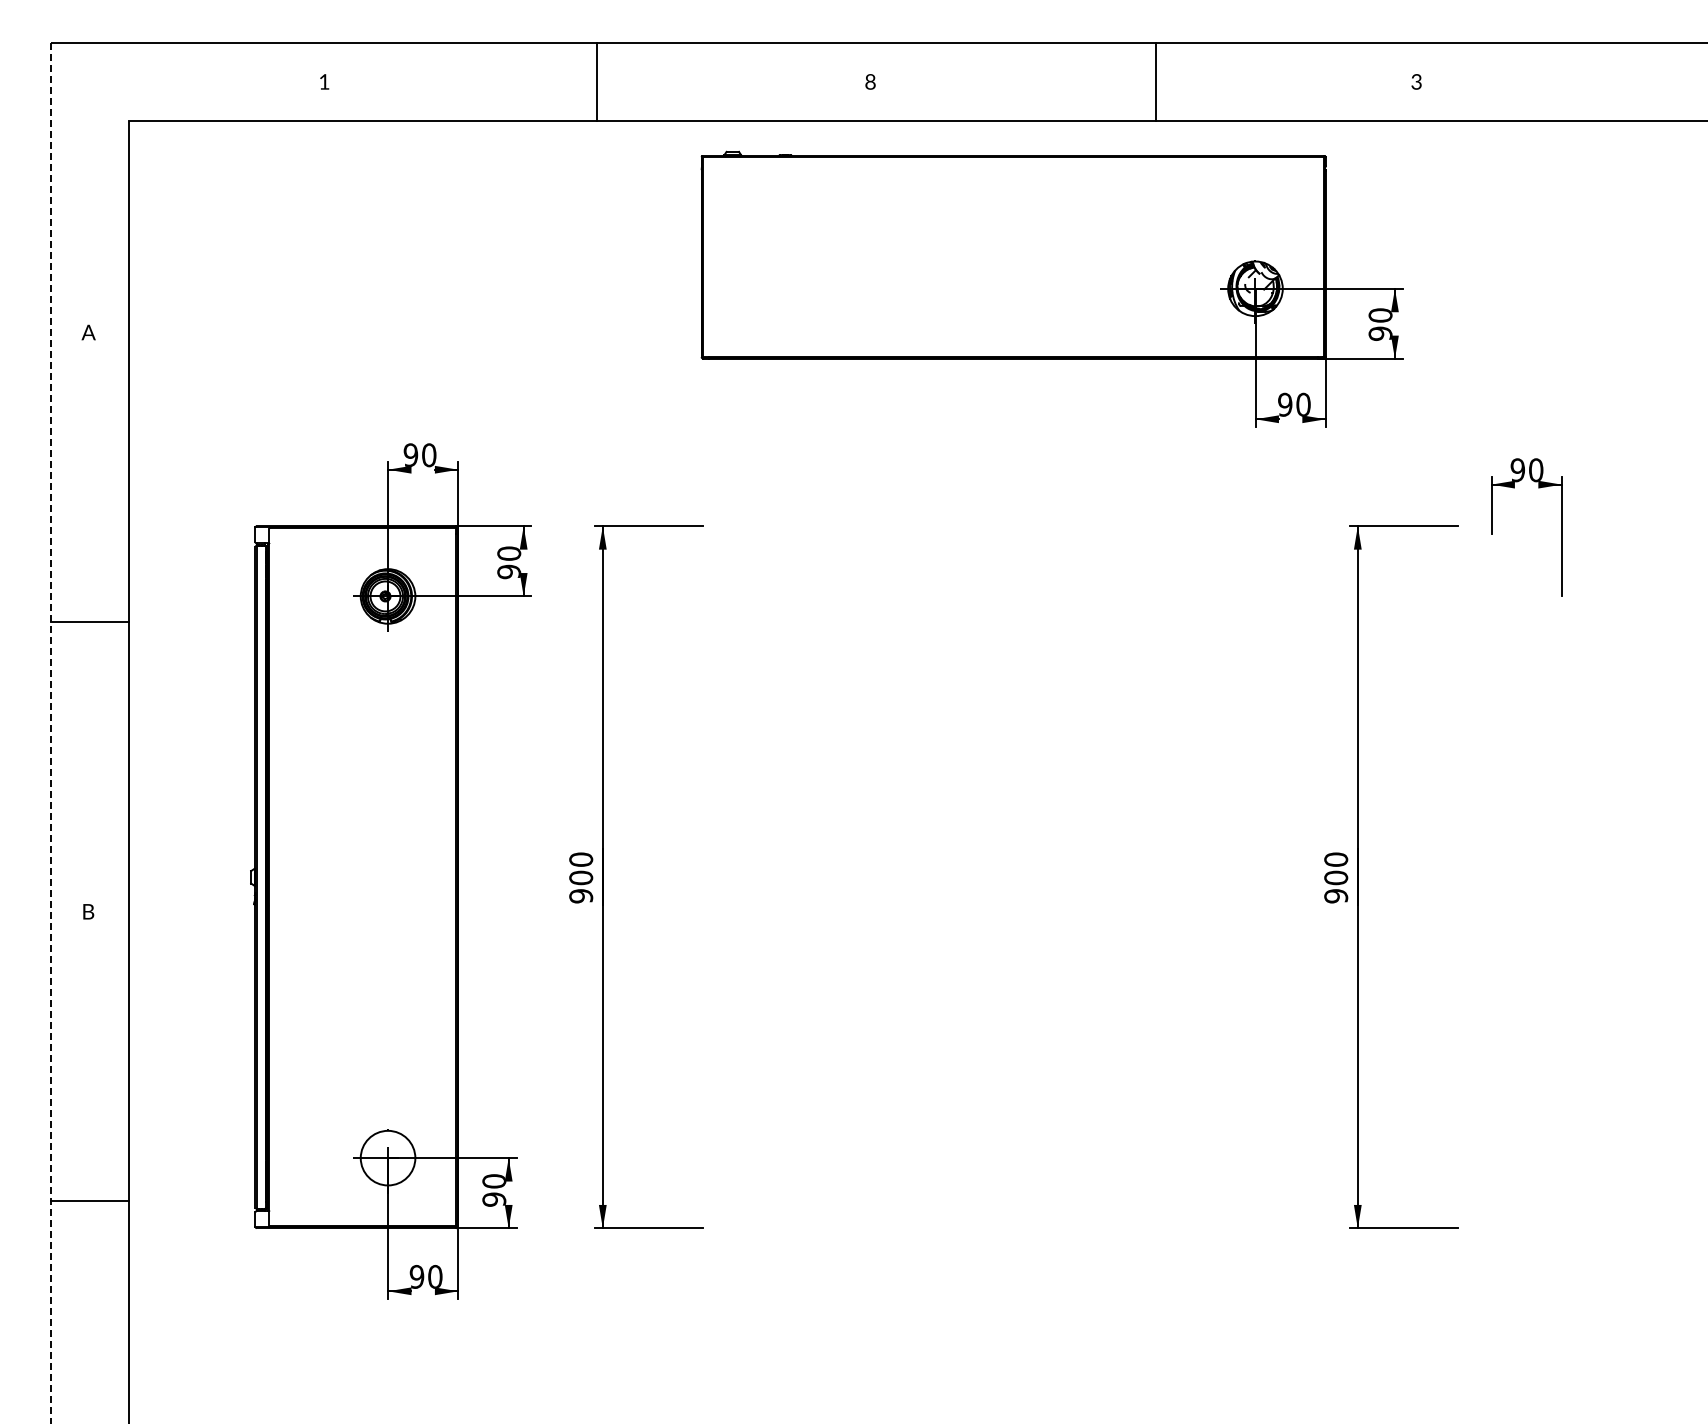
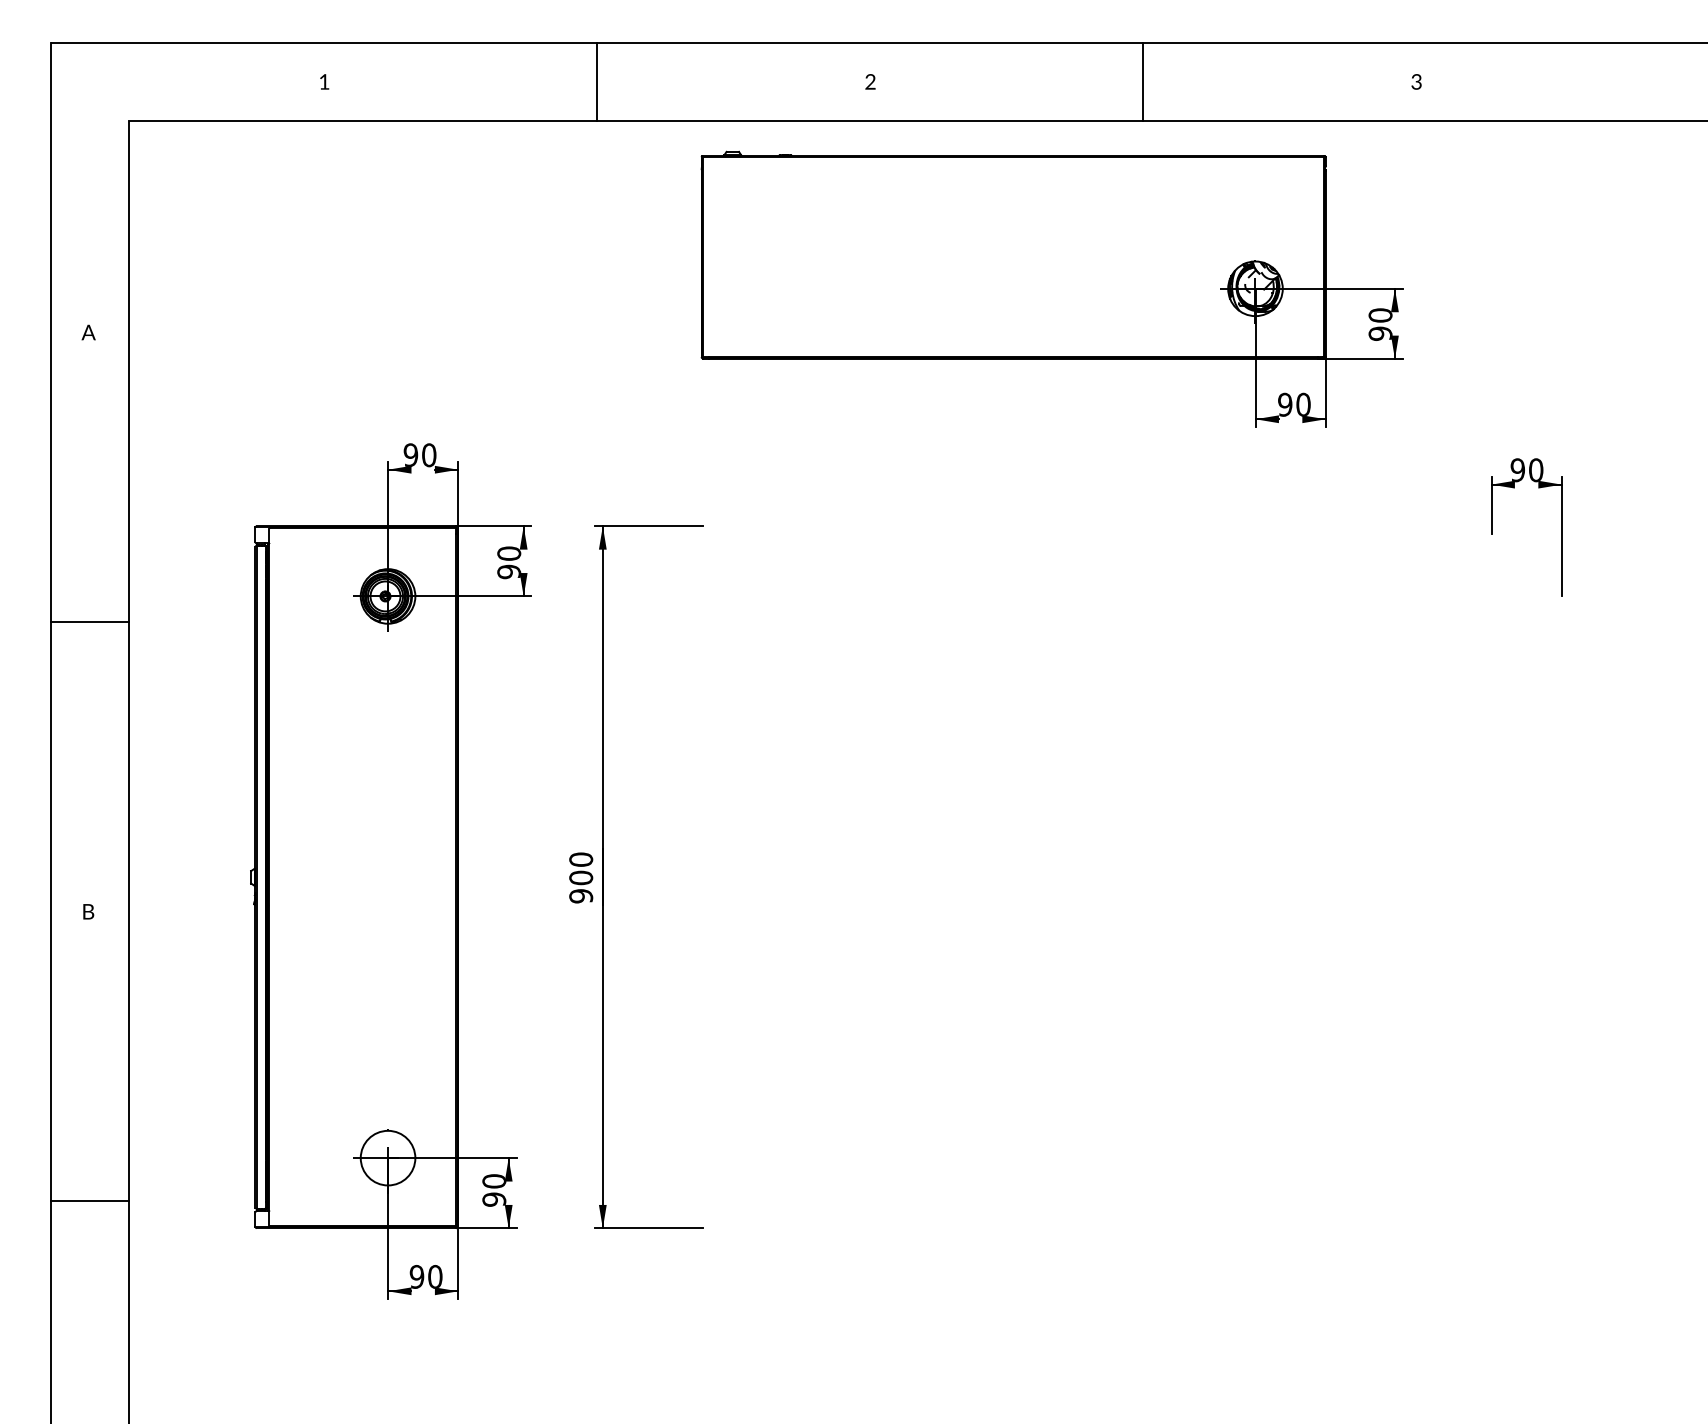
line position: (1156, 81) -> (1143, 81) (1143, 81)
text: 8 -> 2 (870, 82)
line: dashed -> solid (51, 732)
part: present -> none (1358, 876)
